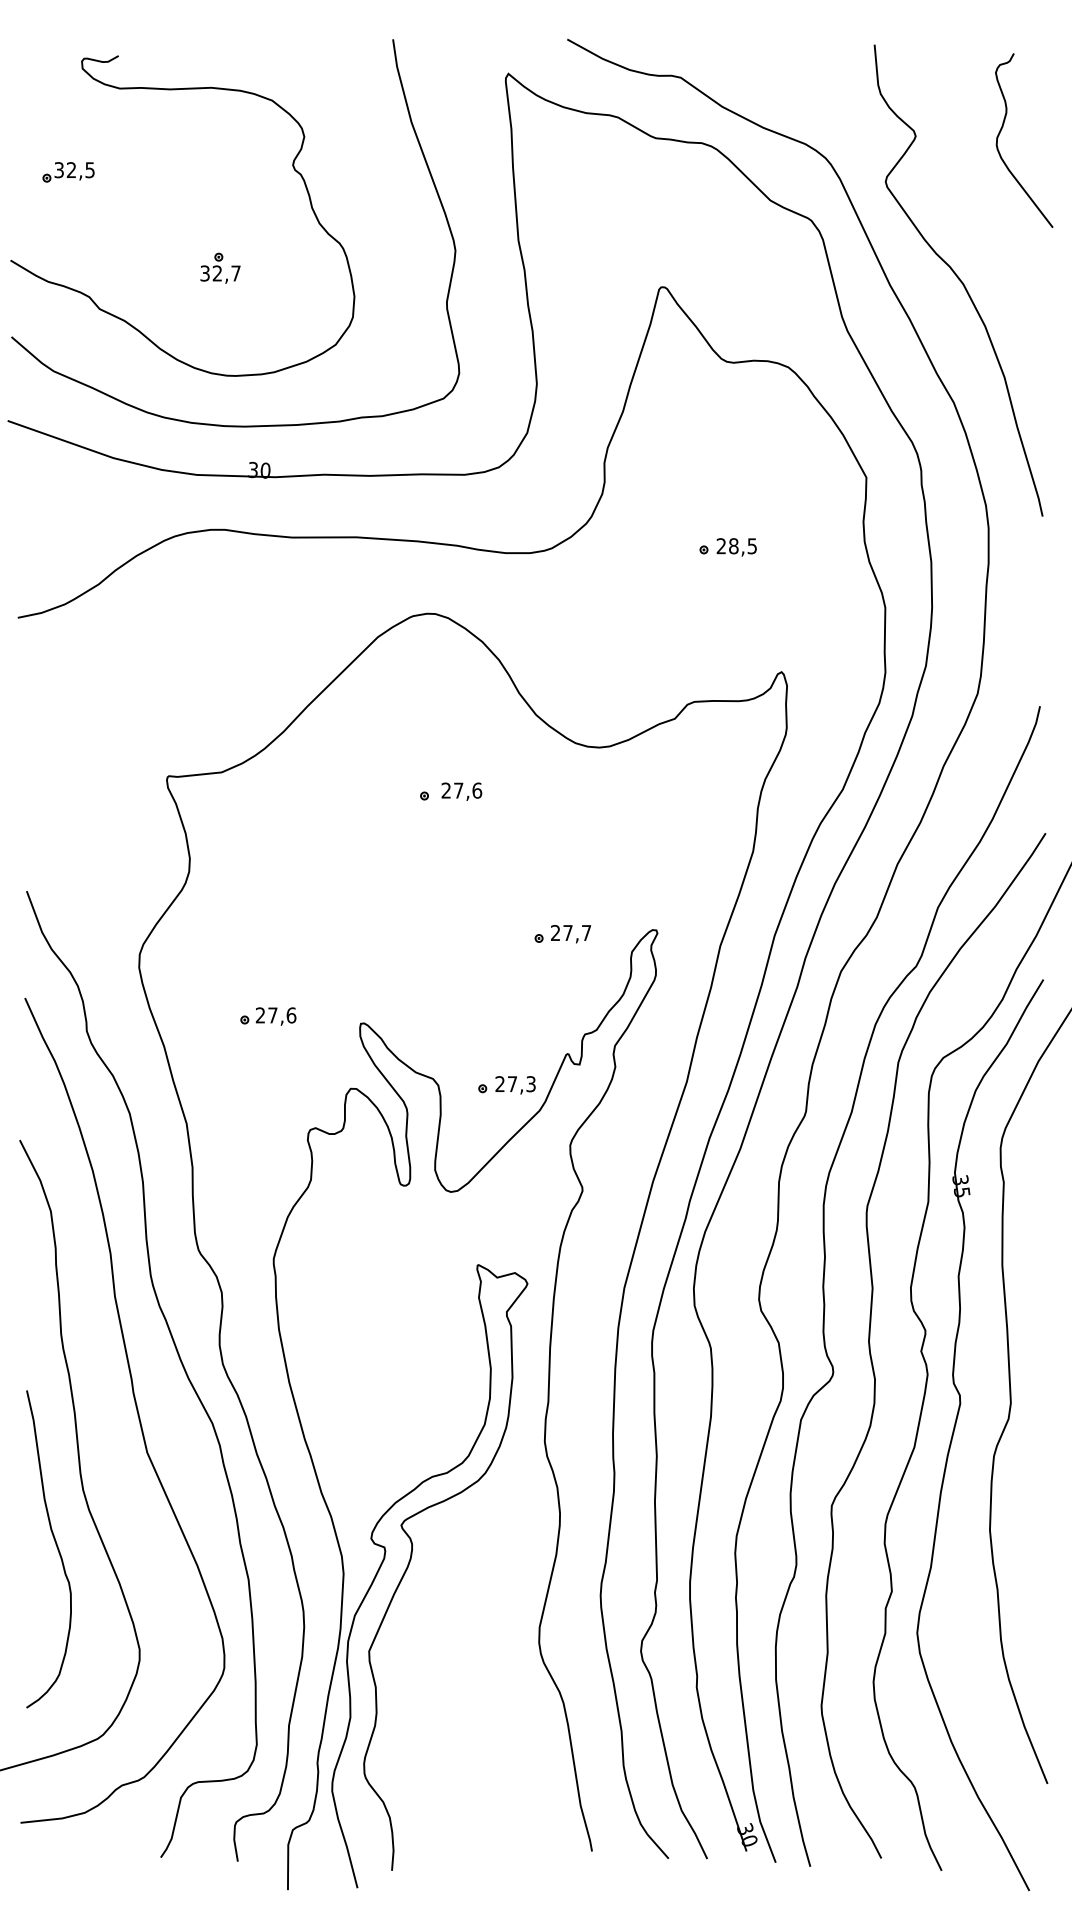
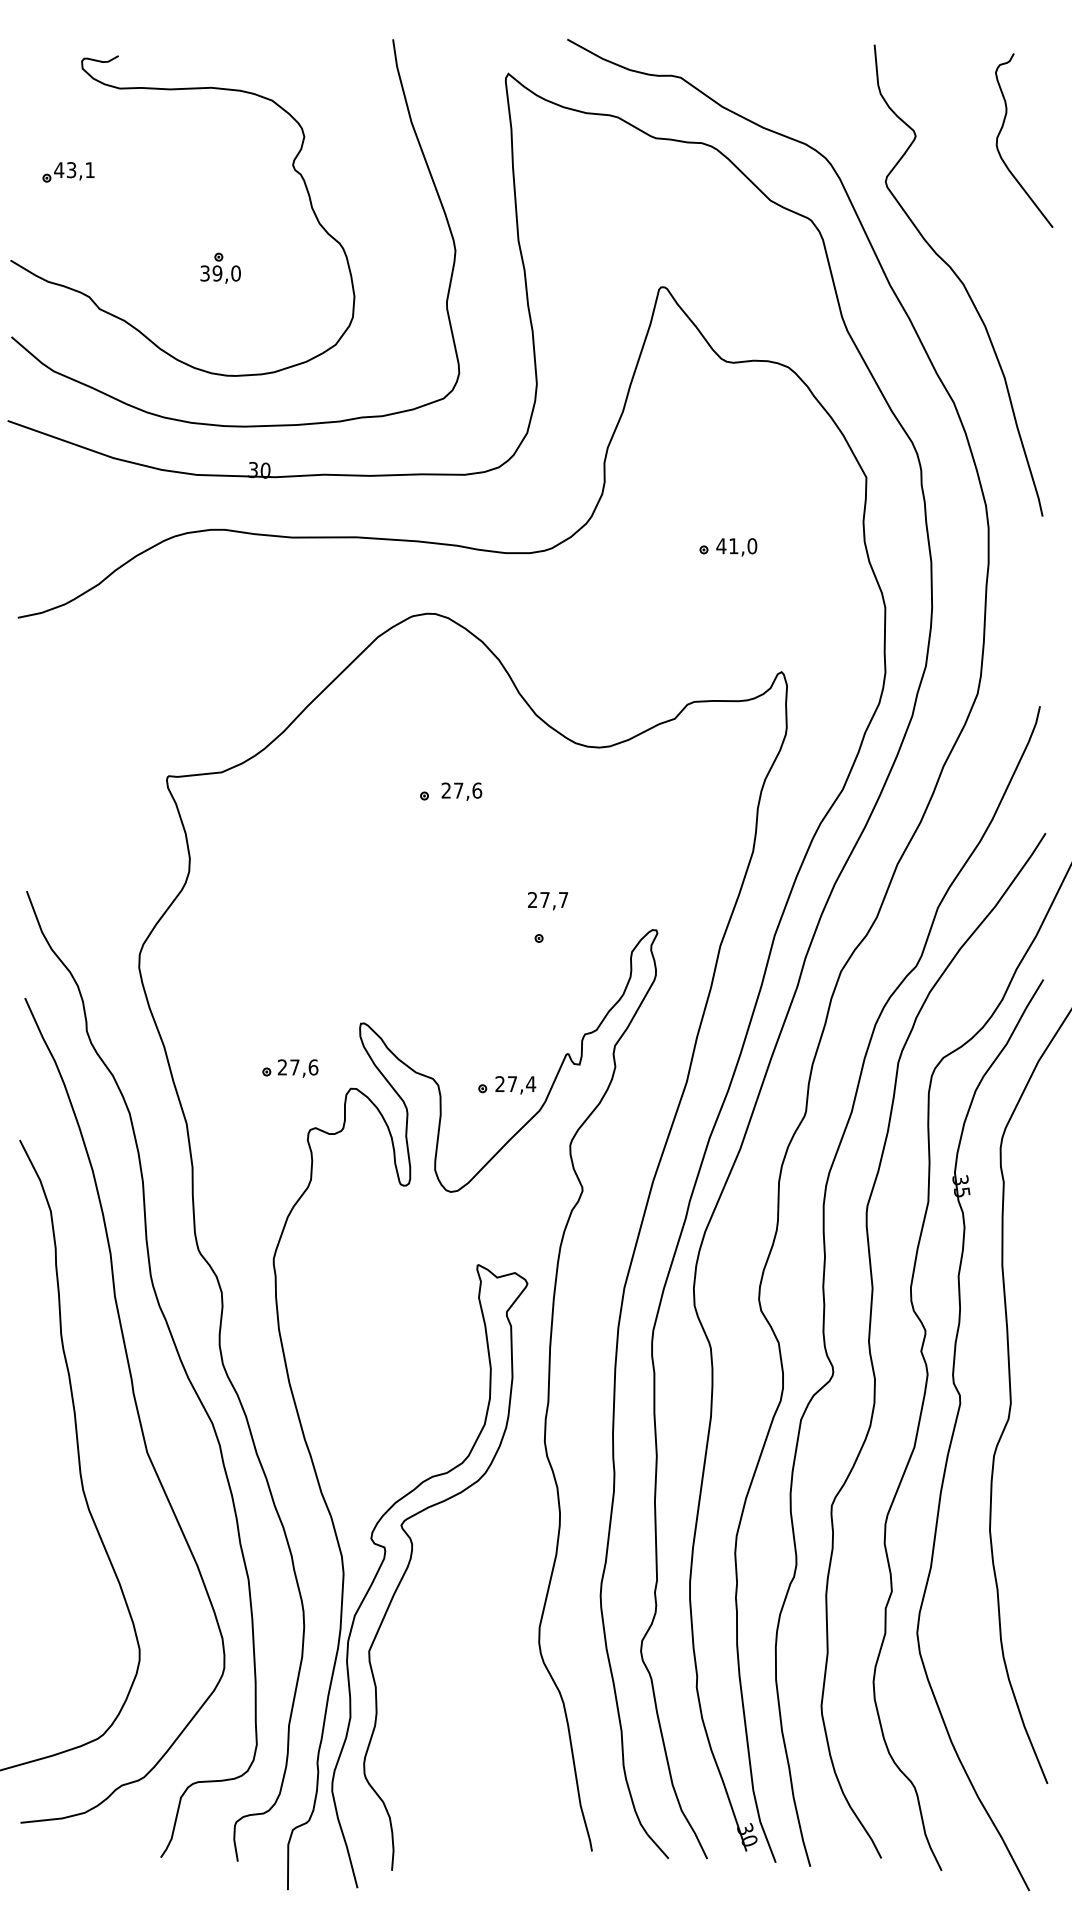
text: 32,5 -> 43,1 (74, 170)
text: 32,7 -> 39,0 (226, 273)
text: 28,5 -> 41,0 (736, 546)
text position: (571, 934) -> (548, 901) (548, 901)
part position: (268, 1016) -> (290, 1068) (290, 1068)
text: 27,3 -> 27,4 (531, 1084)
curve: present -> none (56, 1547)
